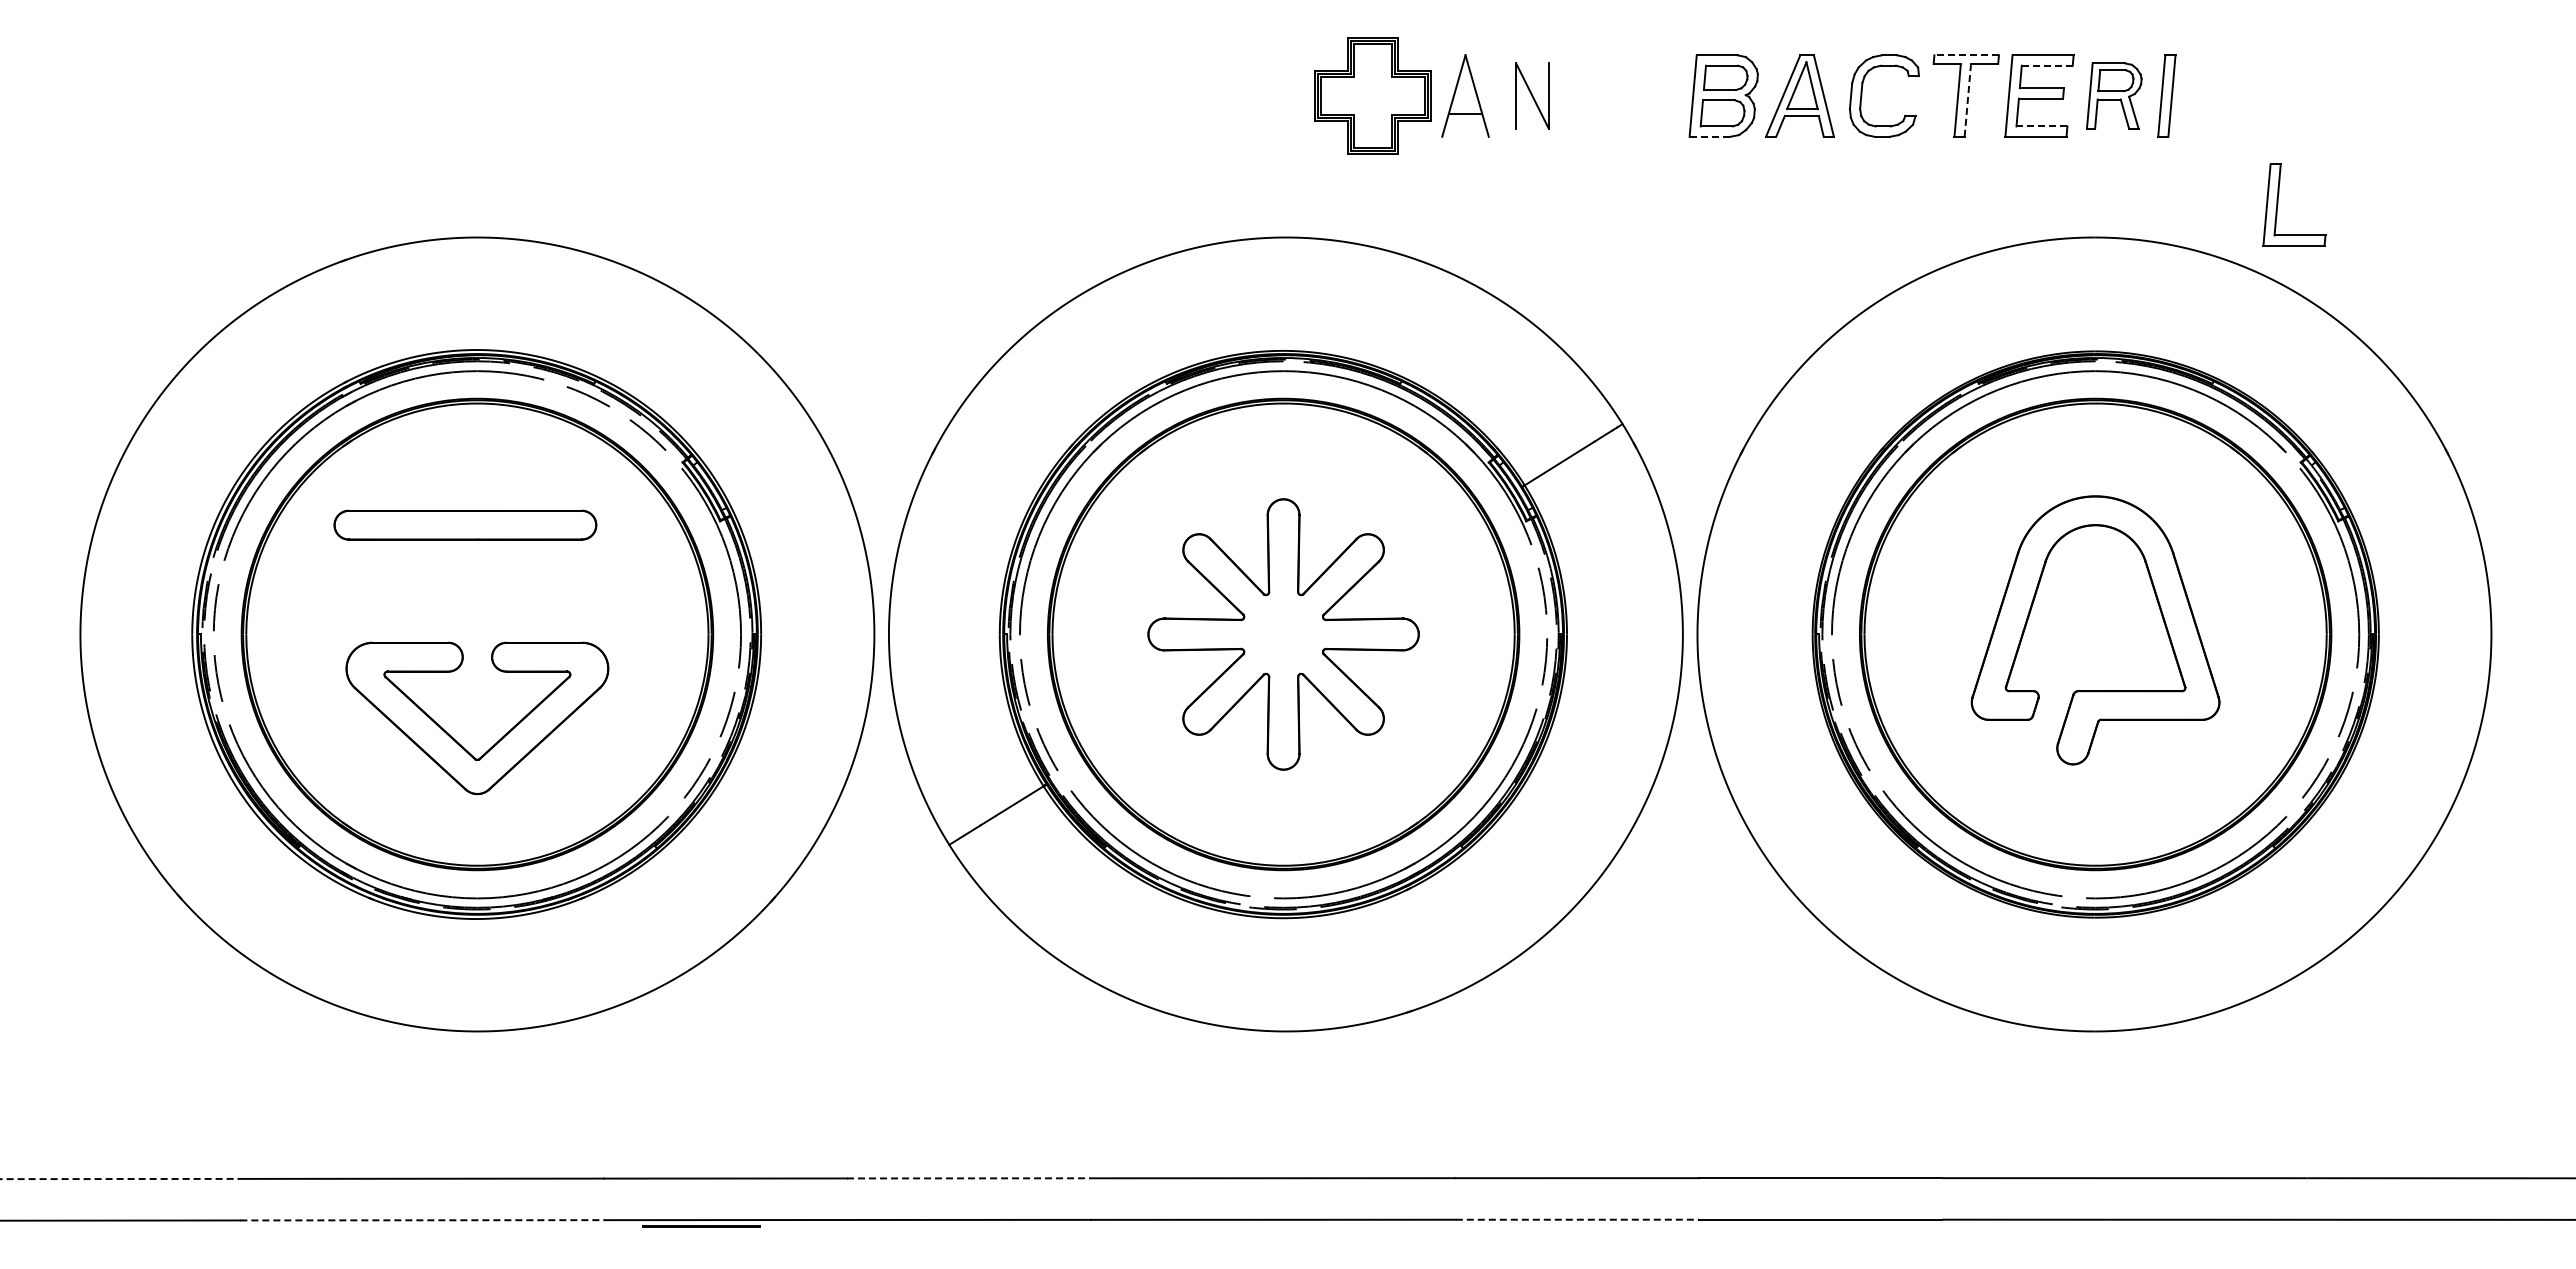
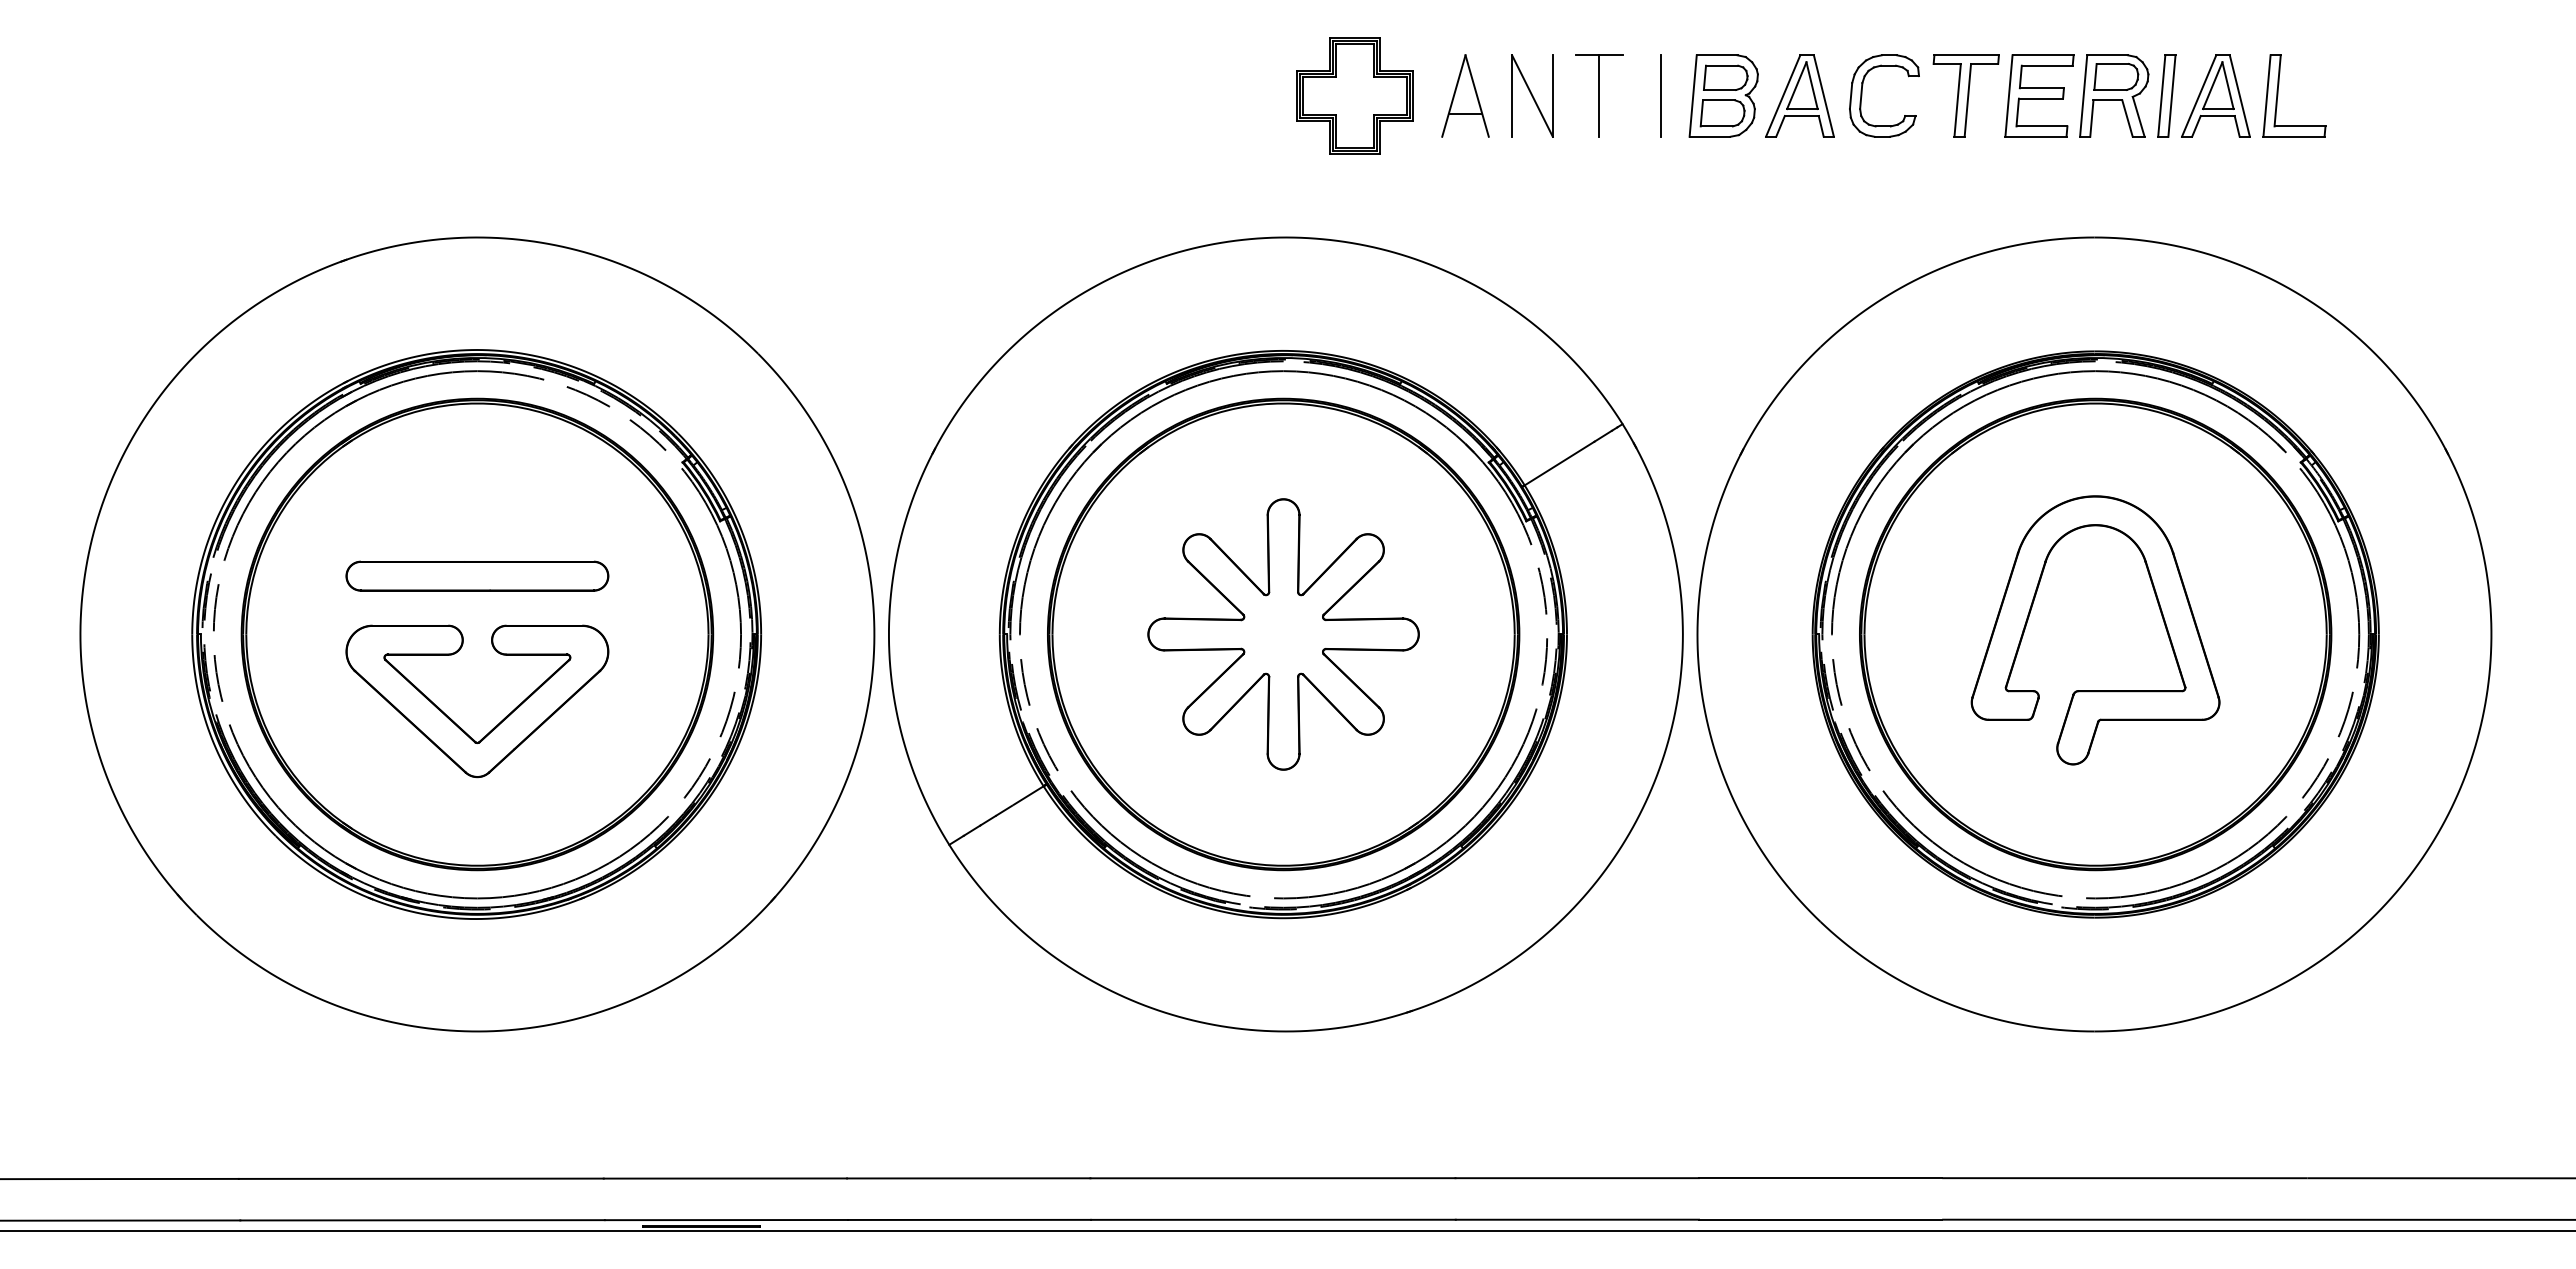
line: dashed -> solid (1966, 55)
line: dashed -> solid (2047, 65)
part position: (1372, 95) -> (1354, 95) (1354, 95)
part size: 35x68 px -> 43x84 px (1532, 95)
part: none -> present (1599, 95)
line: none -> present (1661, 95)
part size: 57x68 px -> 71x84 px (2114, 95)
part: none -> present (2215, 95)
line: dashed -> solid (1967, 100)
line: dashed -> solid (2041, 126)
line: dashed -> solid (1710, 136)
part position: (2278, 204) -> (2278, 95) (2278, 95)
part position: (465, 524) -> (477, 575) (477, 575)
part position: (455, 739) -> (455, 722) (455, 722)
line: dashed -> solid (968, 1178)
line: dashed -> solid (120, 1179)
line: dashed -> solid (1577, 1219)
line: dashed -> solid (423, 1220)
line: none -> present (1287, 1231)
